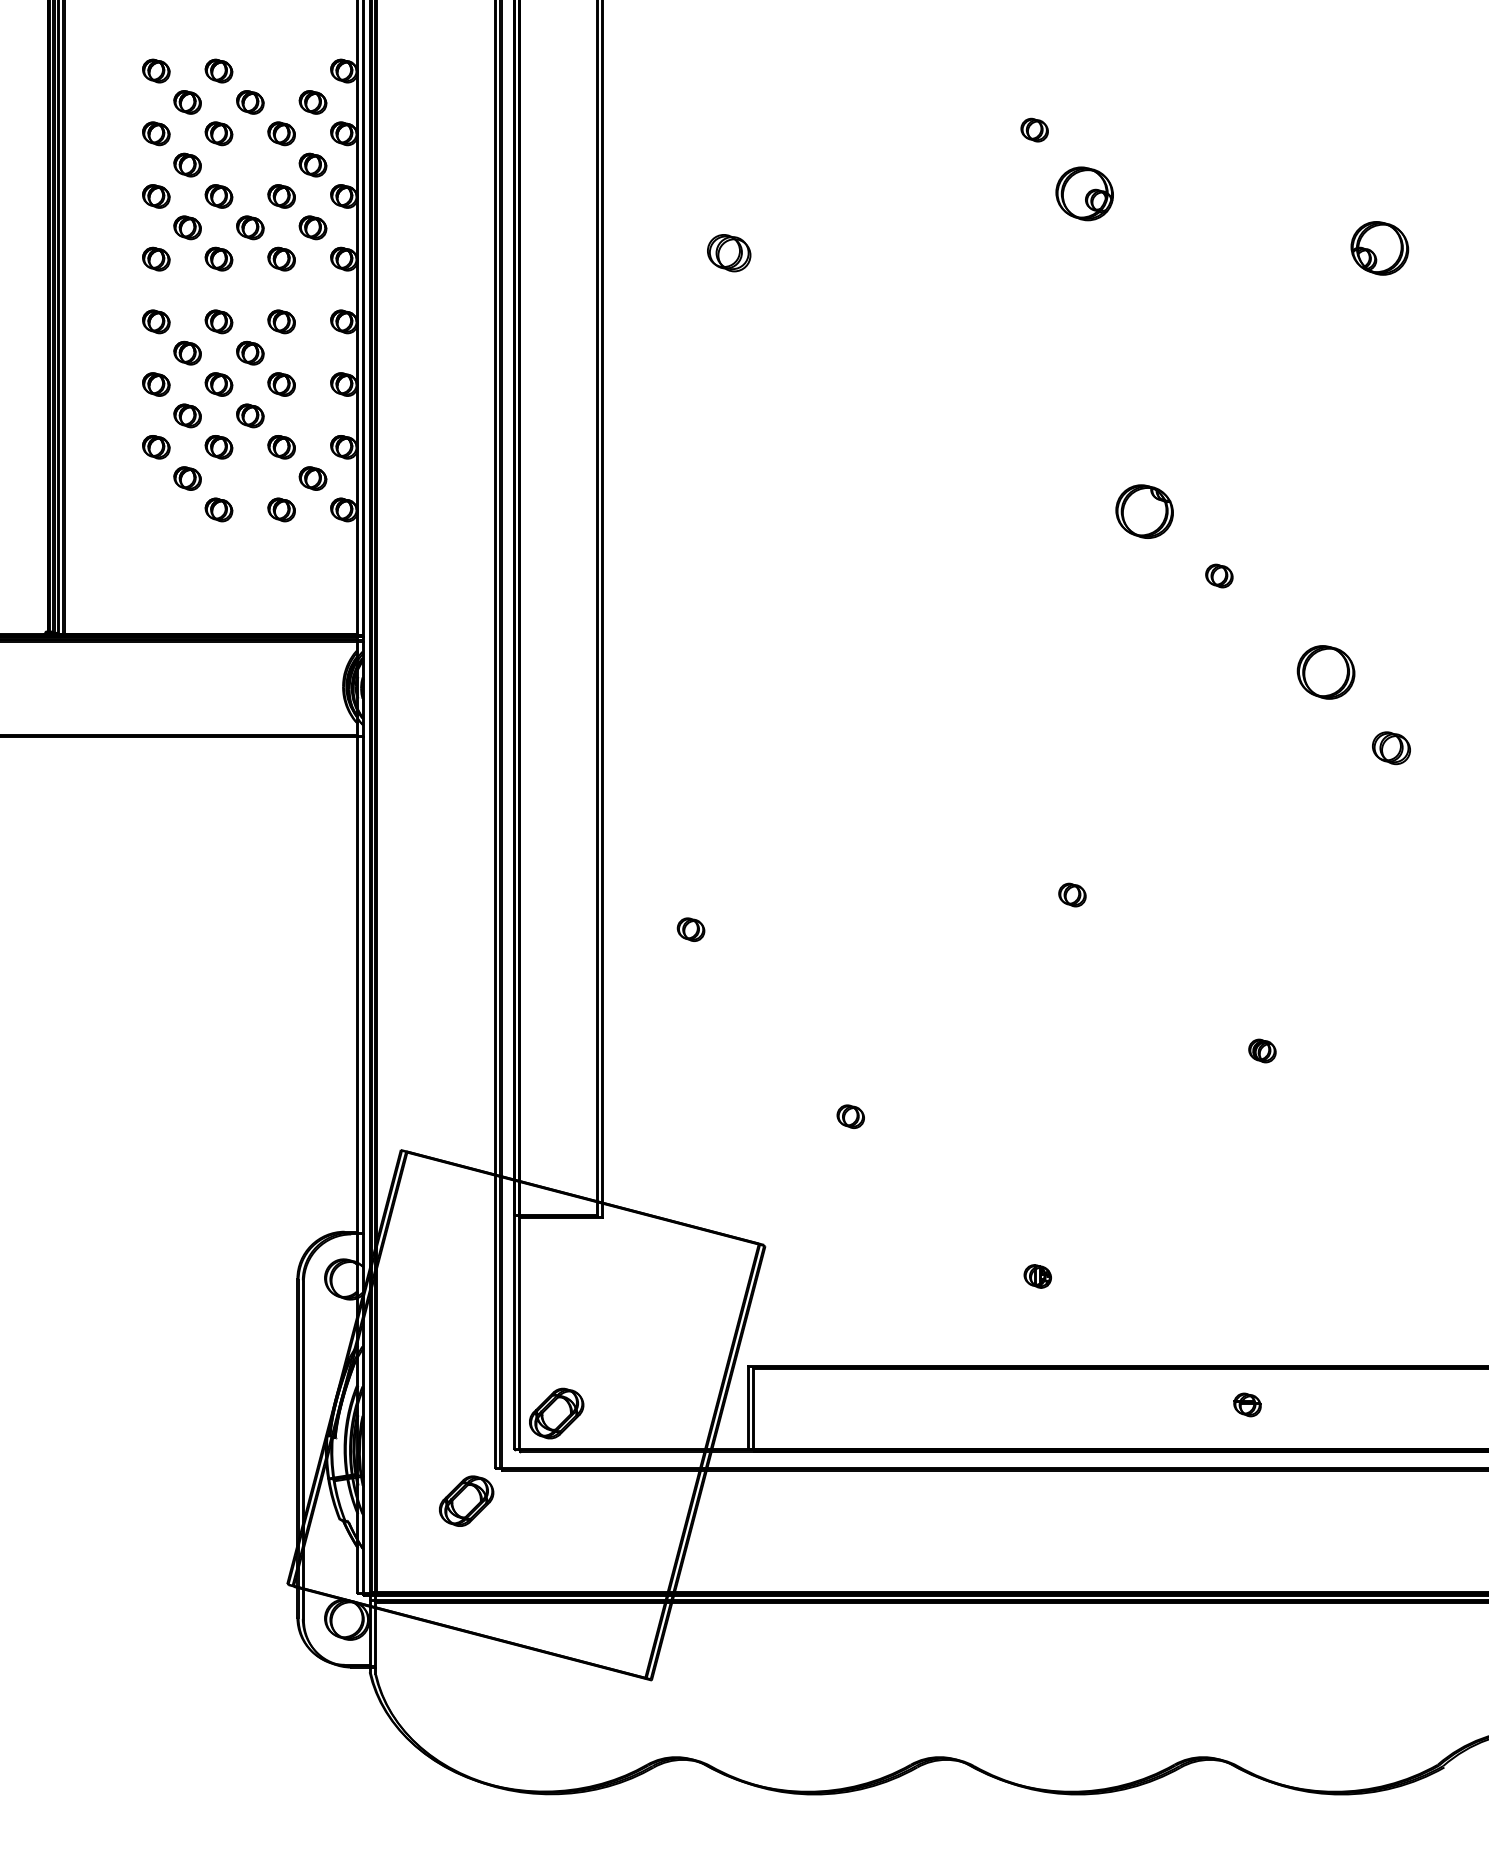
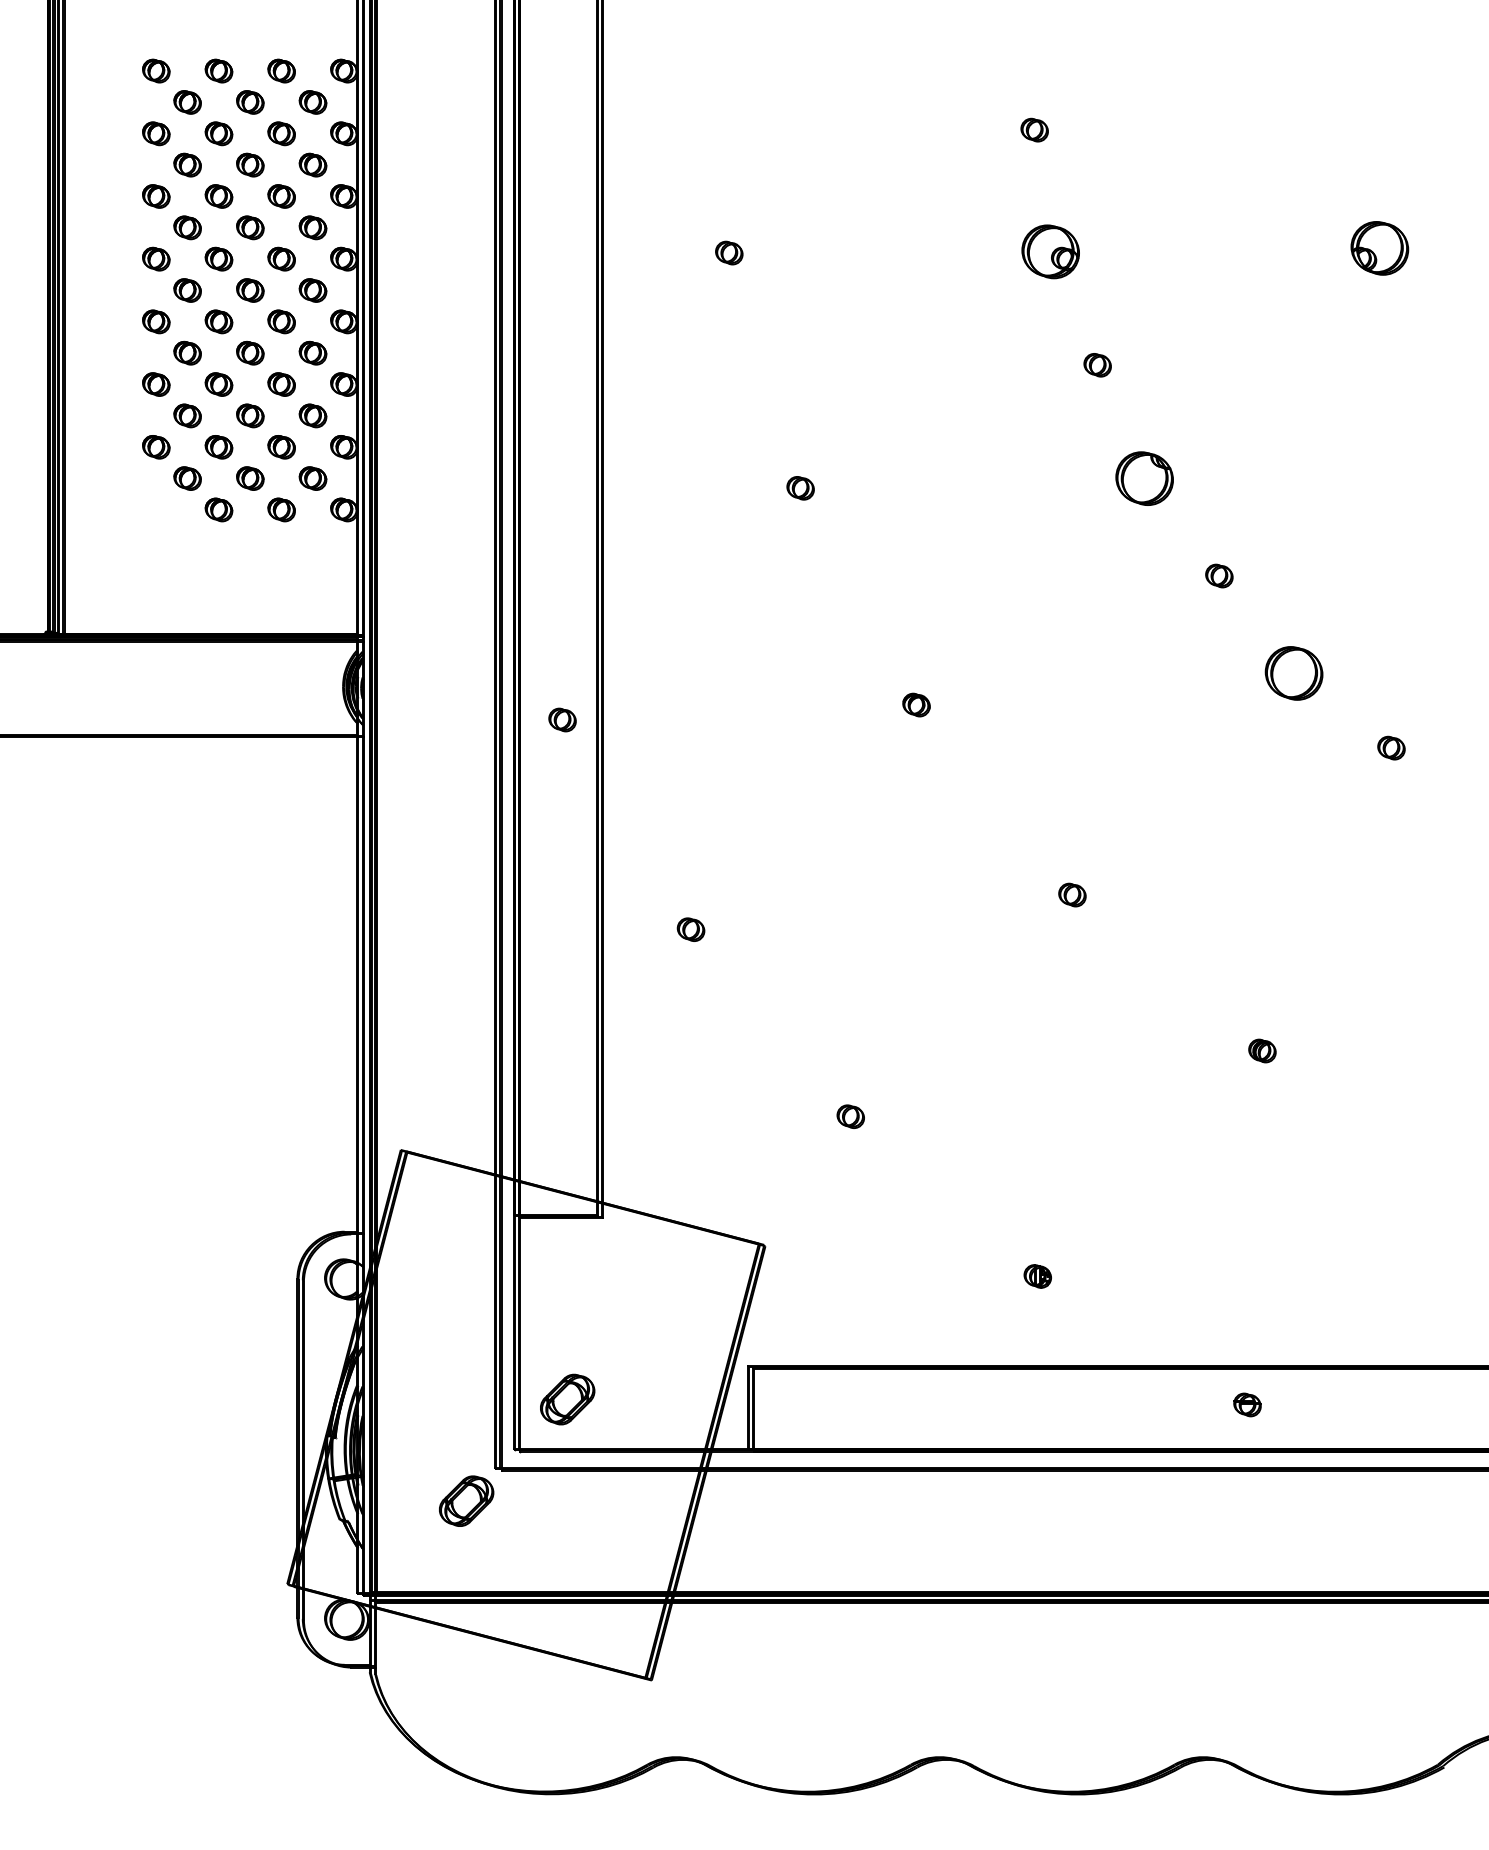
part: none -> present (281, 70)
part: none -> present (250, 164)
part position: (1084, 193) -> (1050, 251) (1050, 251)
part size: 45x39 px -> 29x26 px (729, 252)
part: none -> present (187, 290)
part: none -> present (250, 290)
part: none -> present (312, 290)
part: none -> present (312, 352)
part: none -> present (1097, 365)
part: none -> present (312, 415)
part: none -> present (250, 478)
part: none -> present (800, 488)
part position: (1144, 511) -> (1144, 478) (1144, 478)
part position: (1325, 672) -> (1293, 673) (1293, 673)
part: none -> present (916, 704)
part: none -> present (562, 719)
part size: 39x35 px -> 29x26 px (1391, 747)
part position: (556, 1413) -> (567, 1399) (567, 1399)
